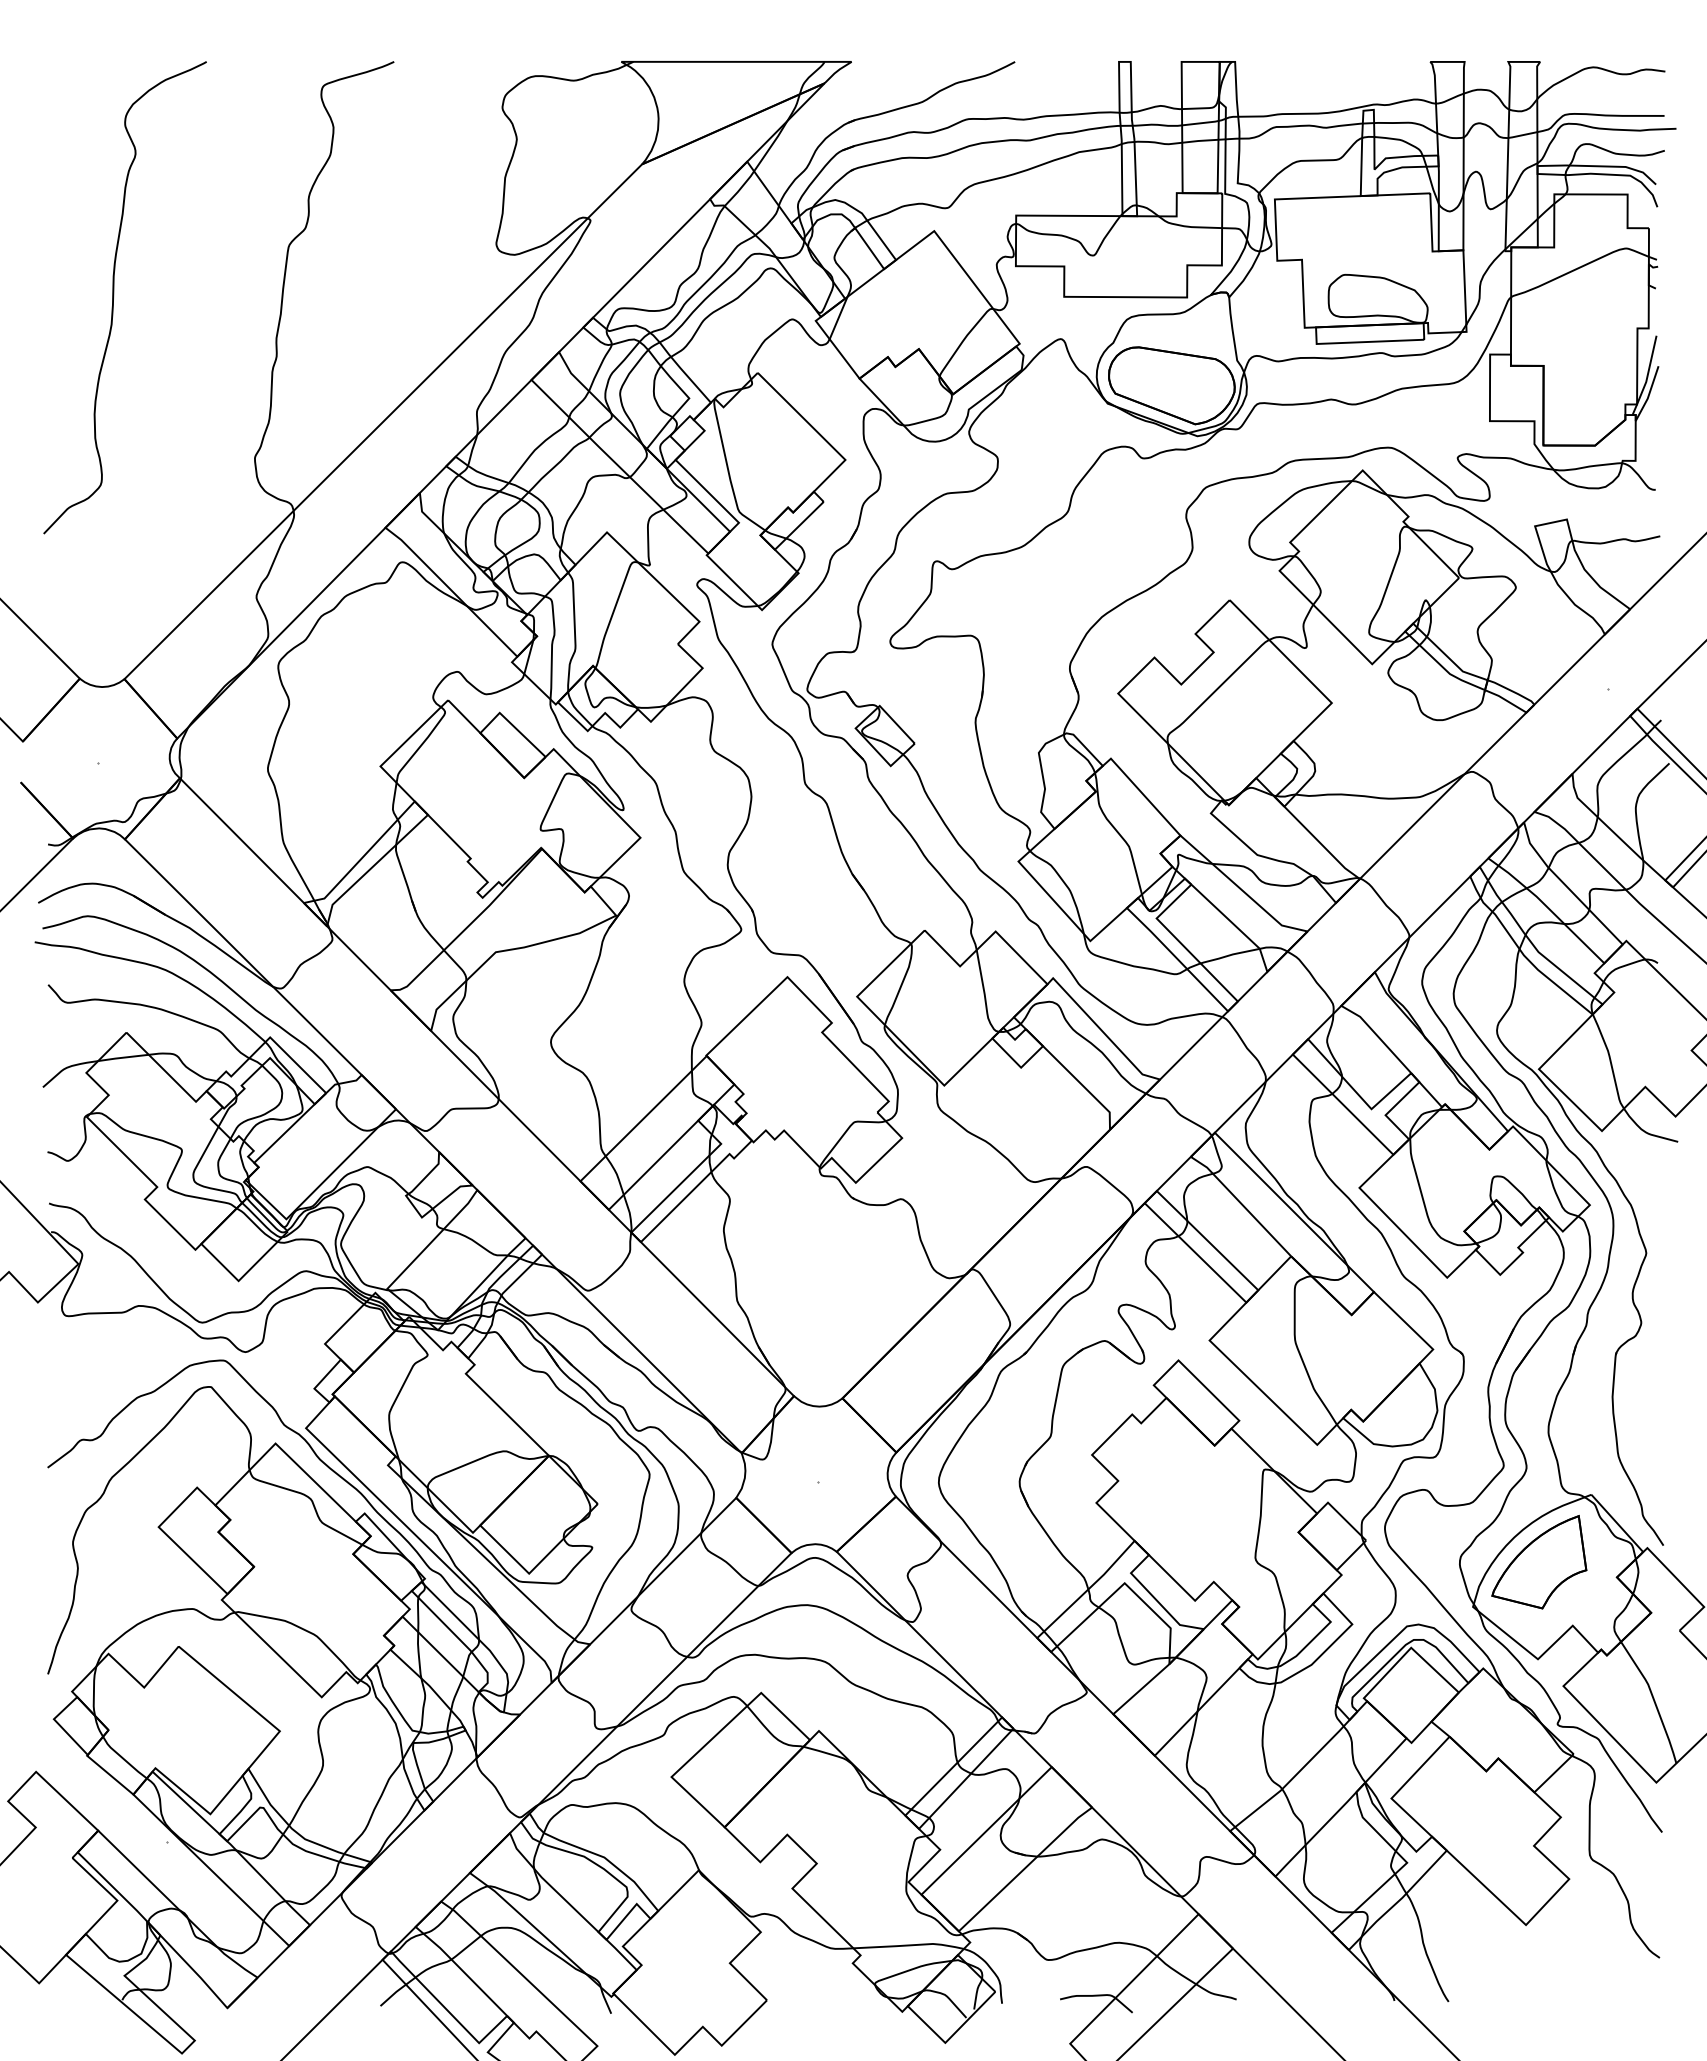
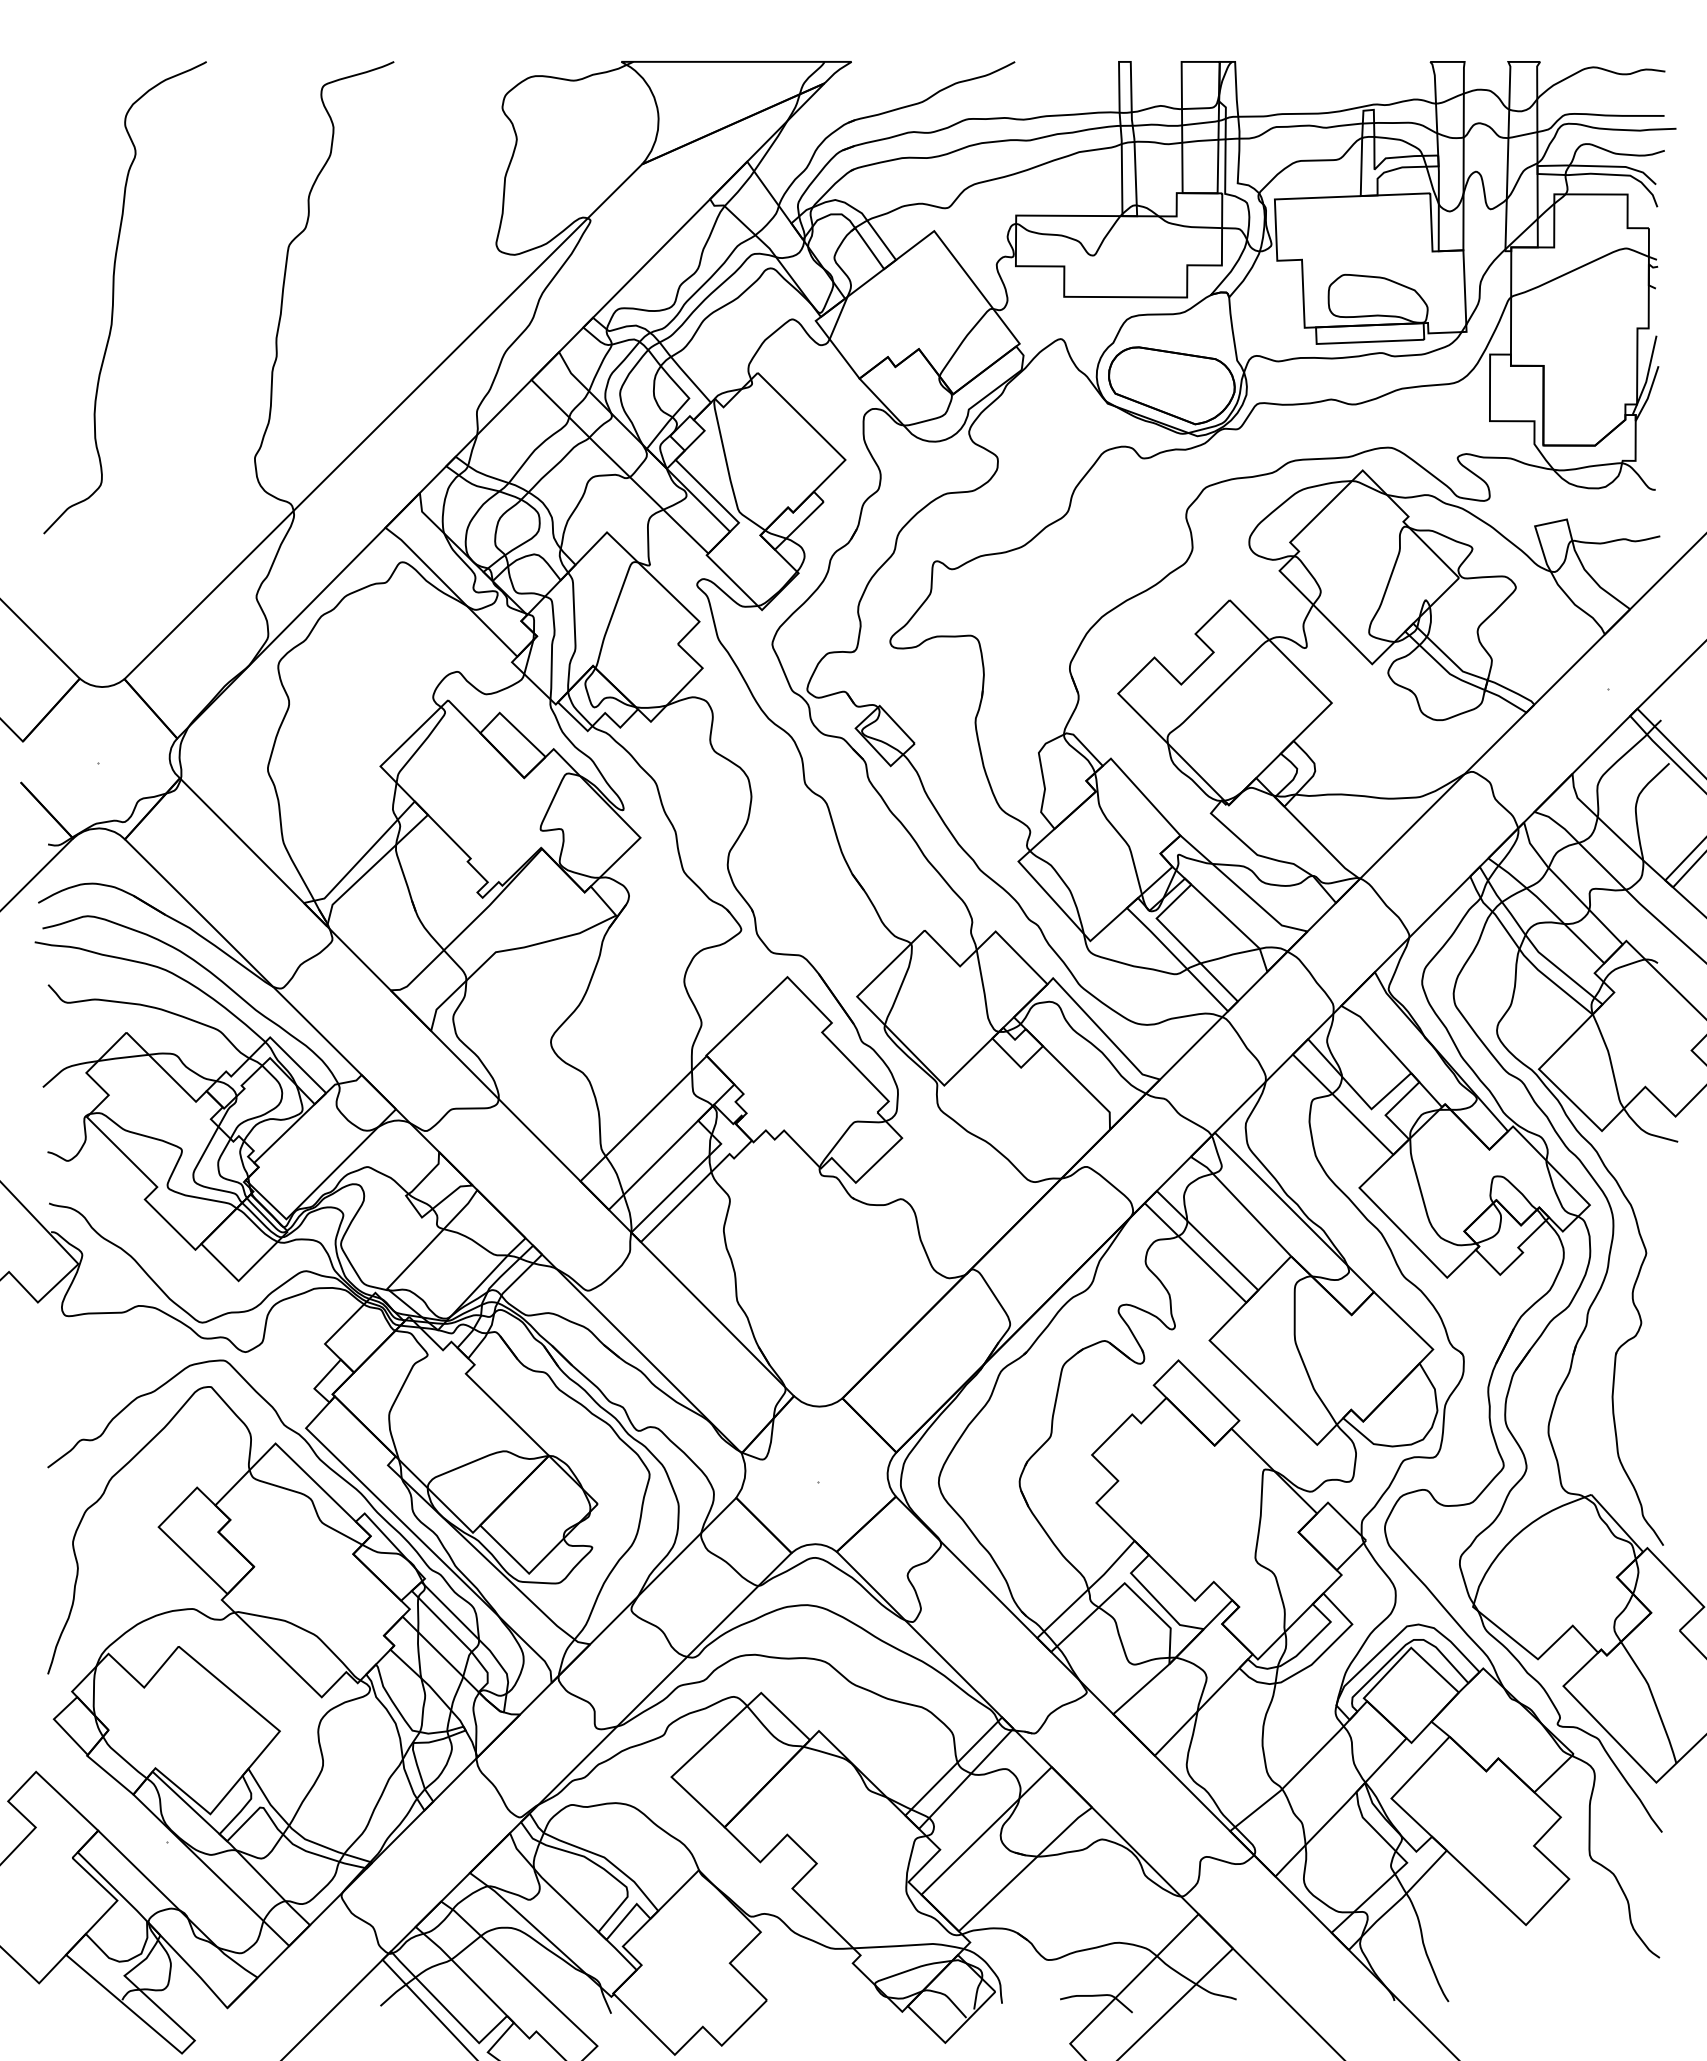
part: present -> none (1539, 1562)
